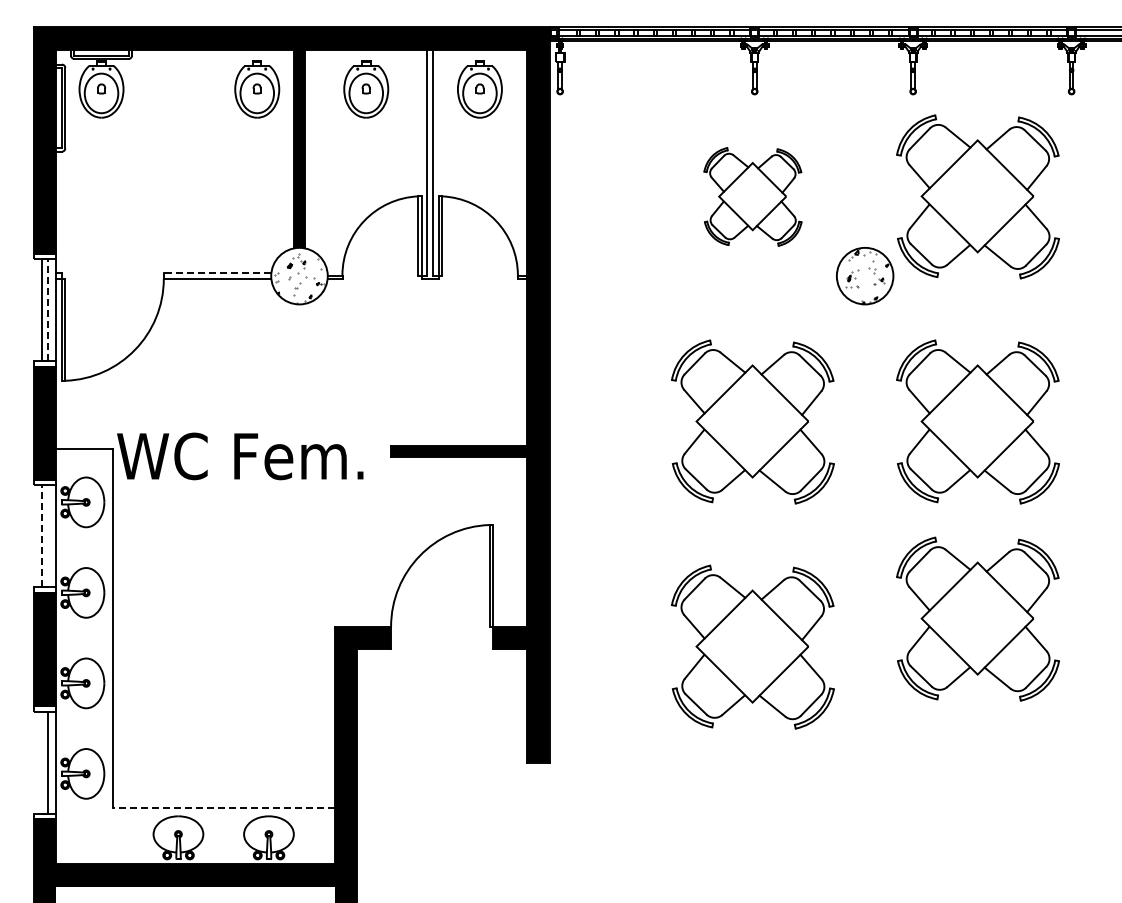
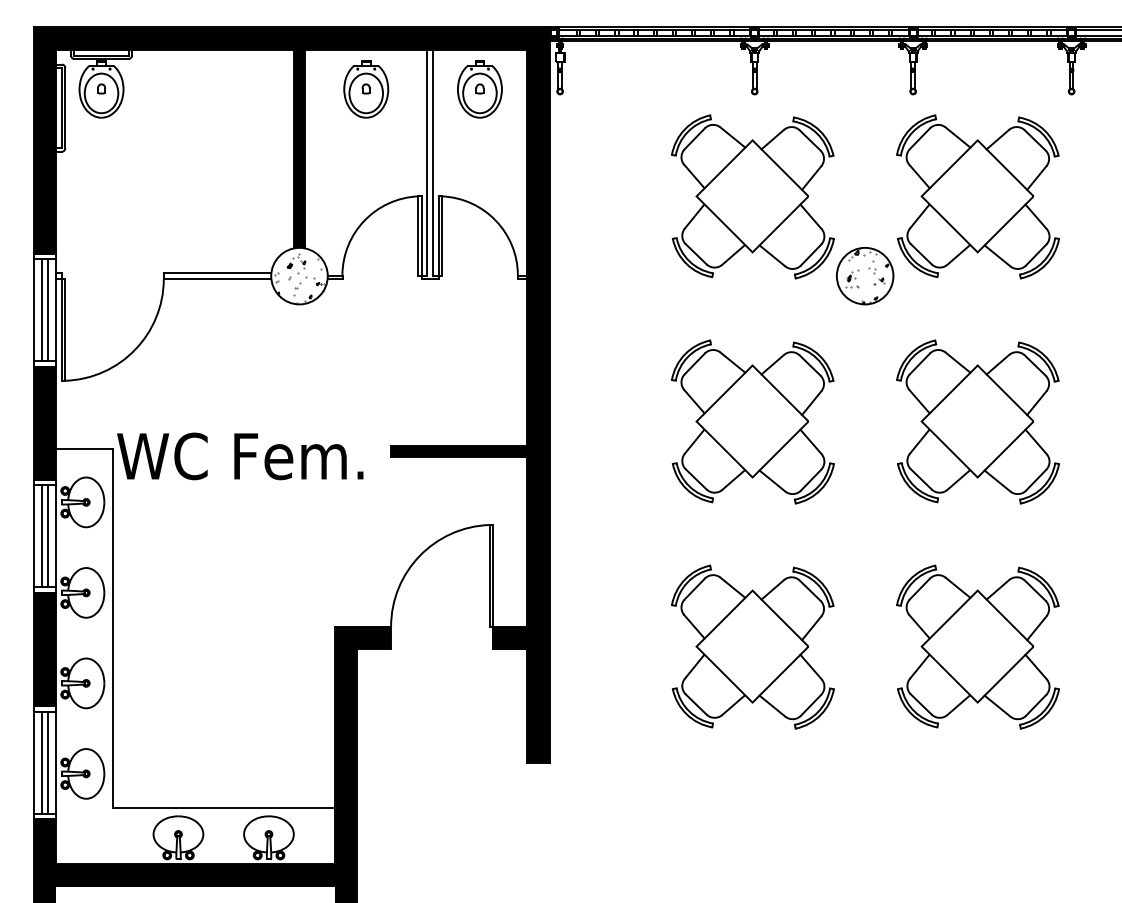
part: present -> none (257, 89)
part size: 100x100 px -> 164x166 px (752, 196)
line: dashed -> solid (217, 273)
line: none -> present (33, 309)
line: dashed -> solid (47, 310)
line: none -> present (33, 536)
line: dashed -> solid (42, 536)
line: none -> present (47, 536)
part position: (977, 618) -> (977, 646) (977, 646)
line: none -> present (33, 762)
line: none -> present (42, 762)
line: dashed -> solid (223, 807)
